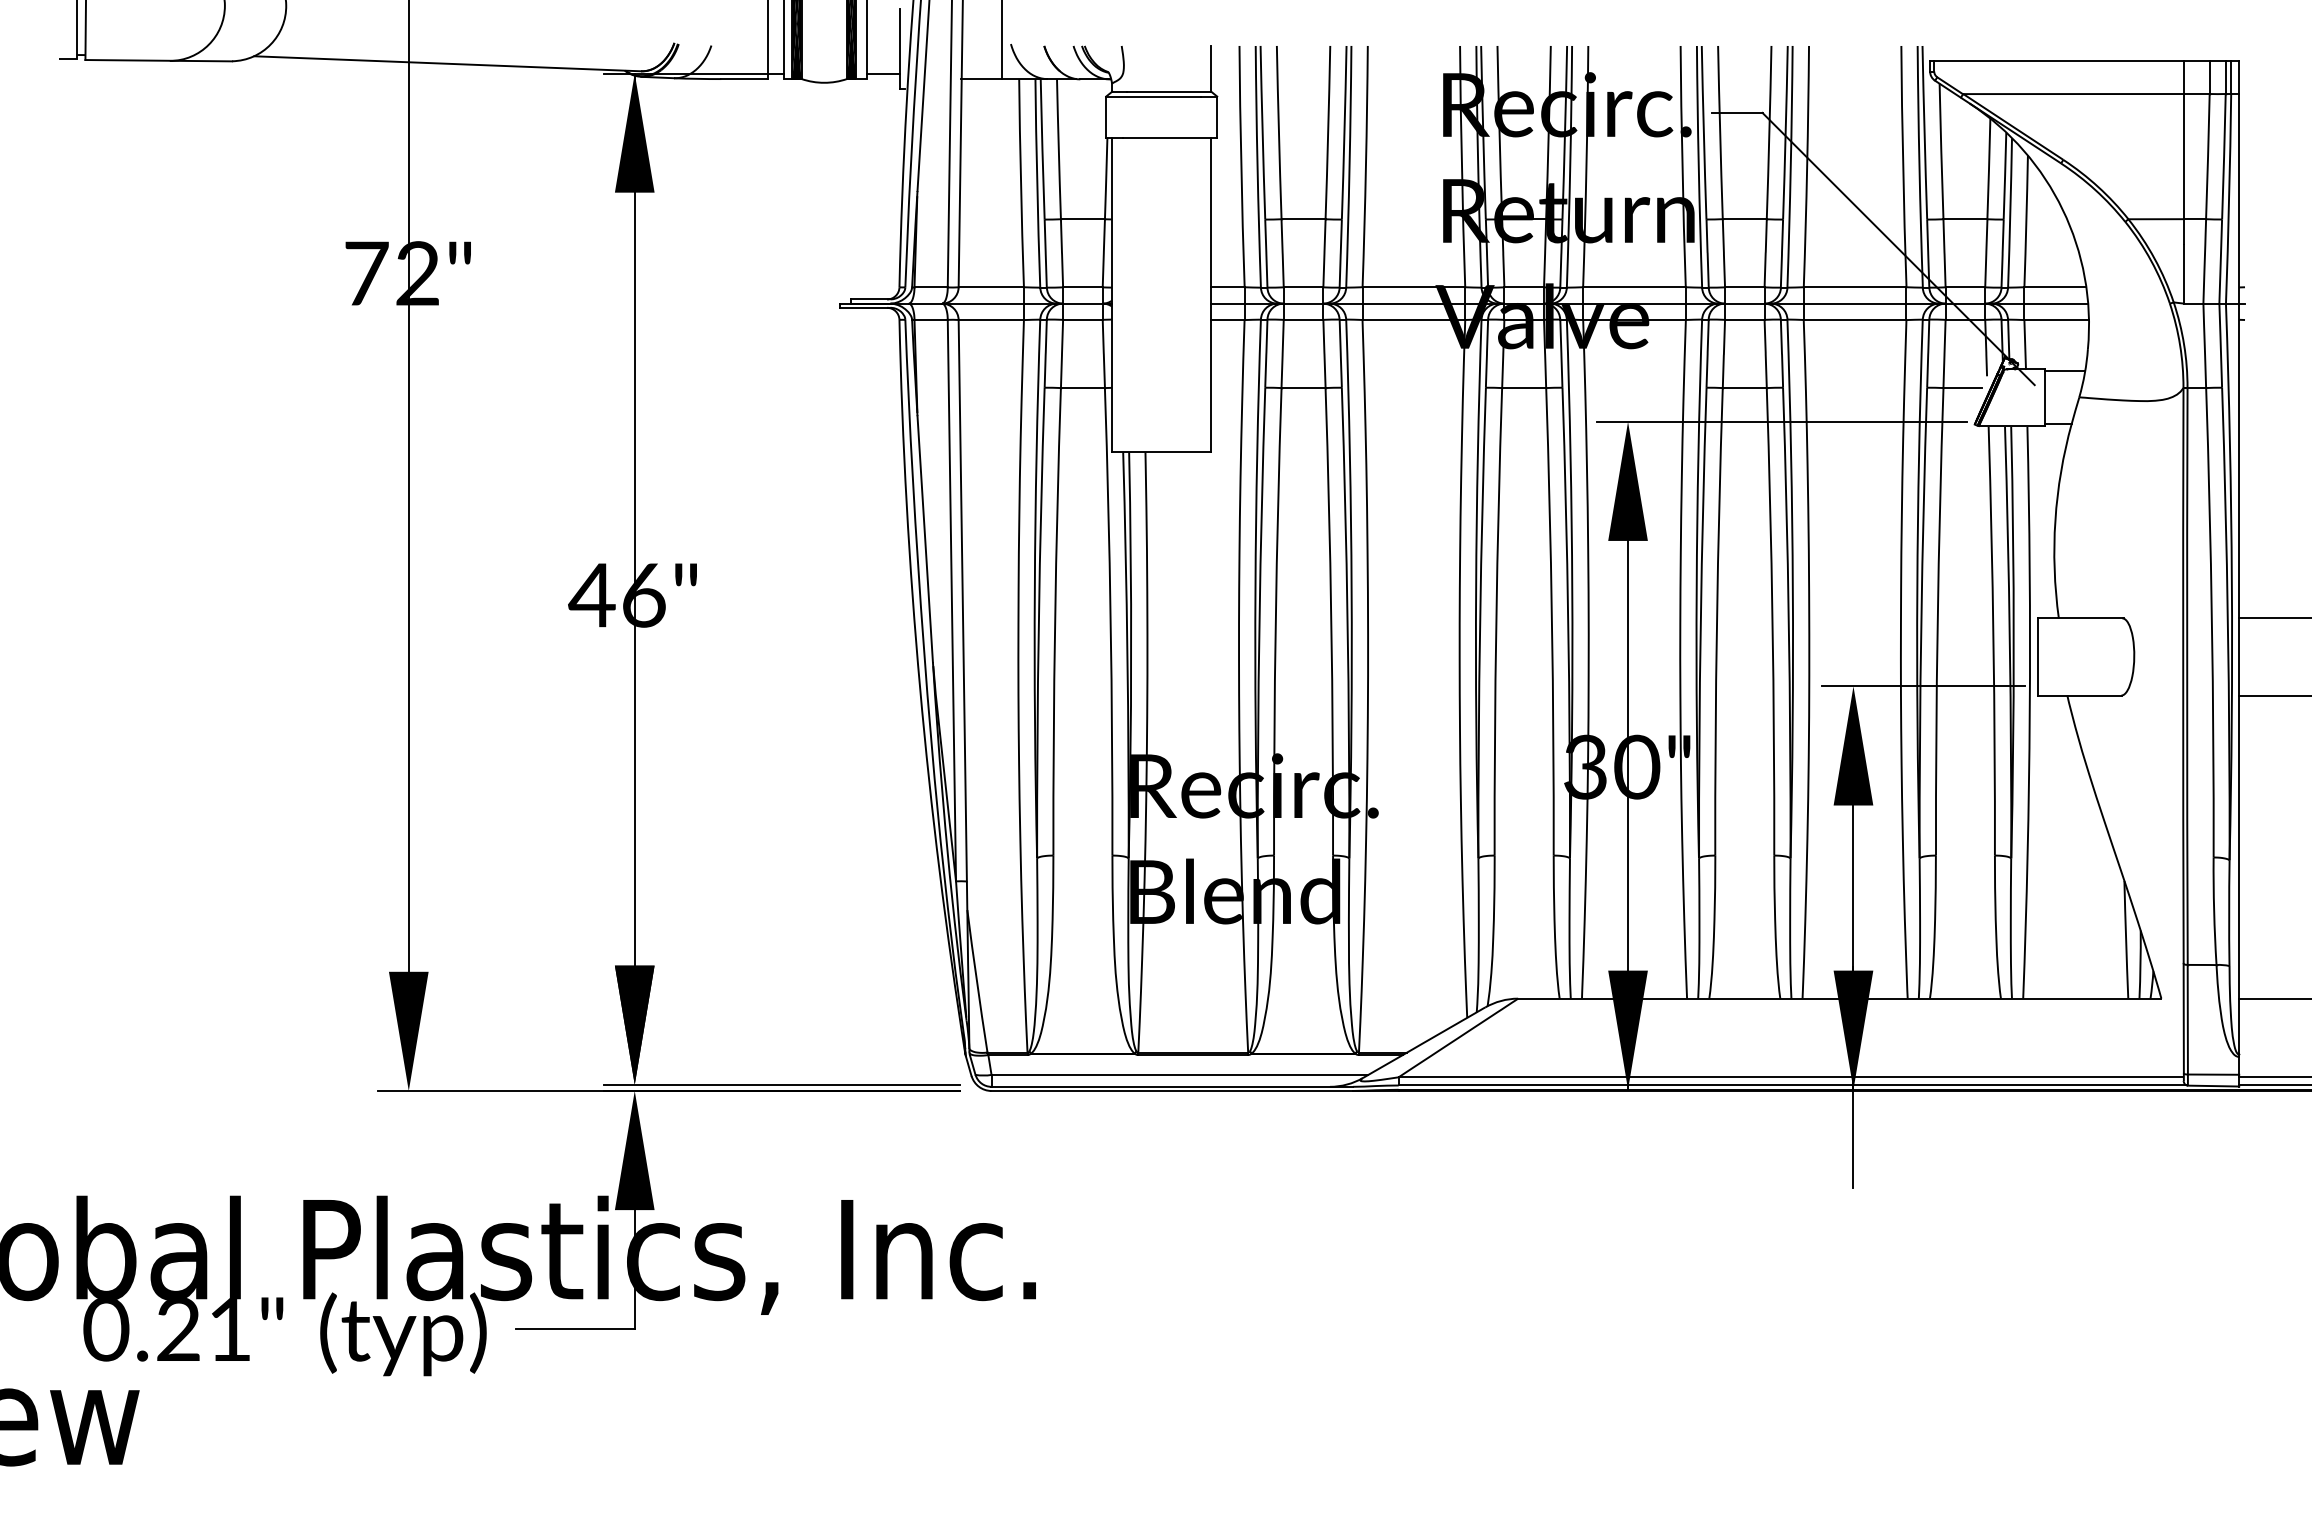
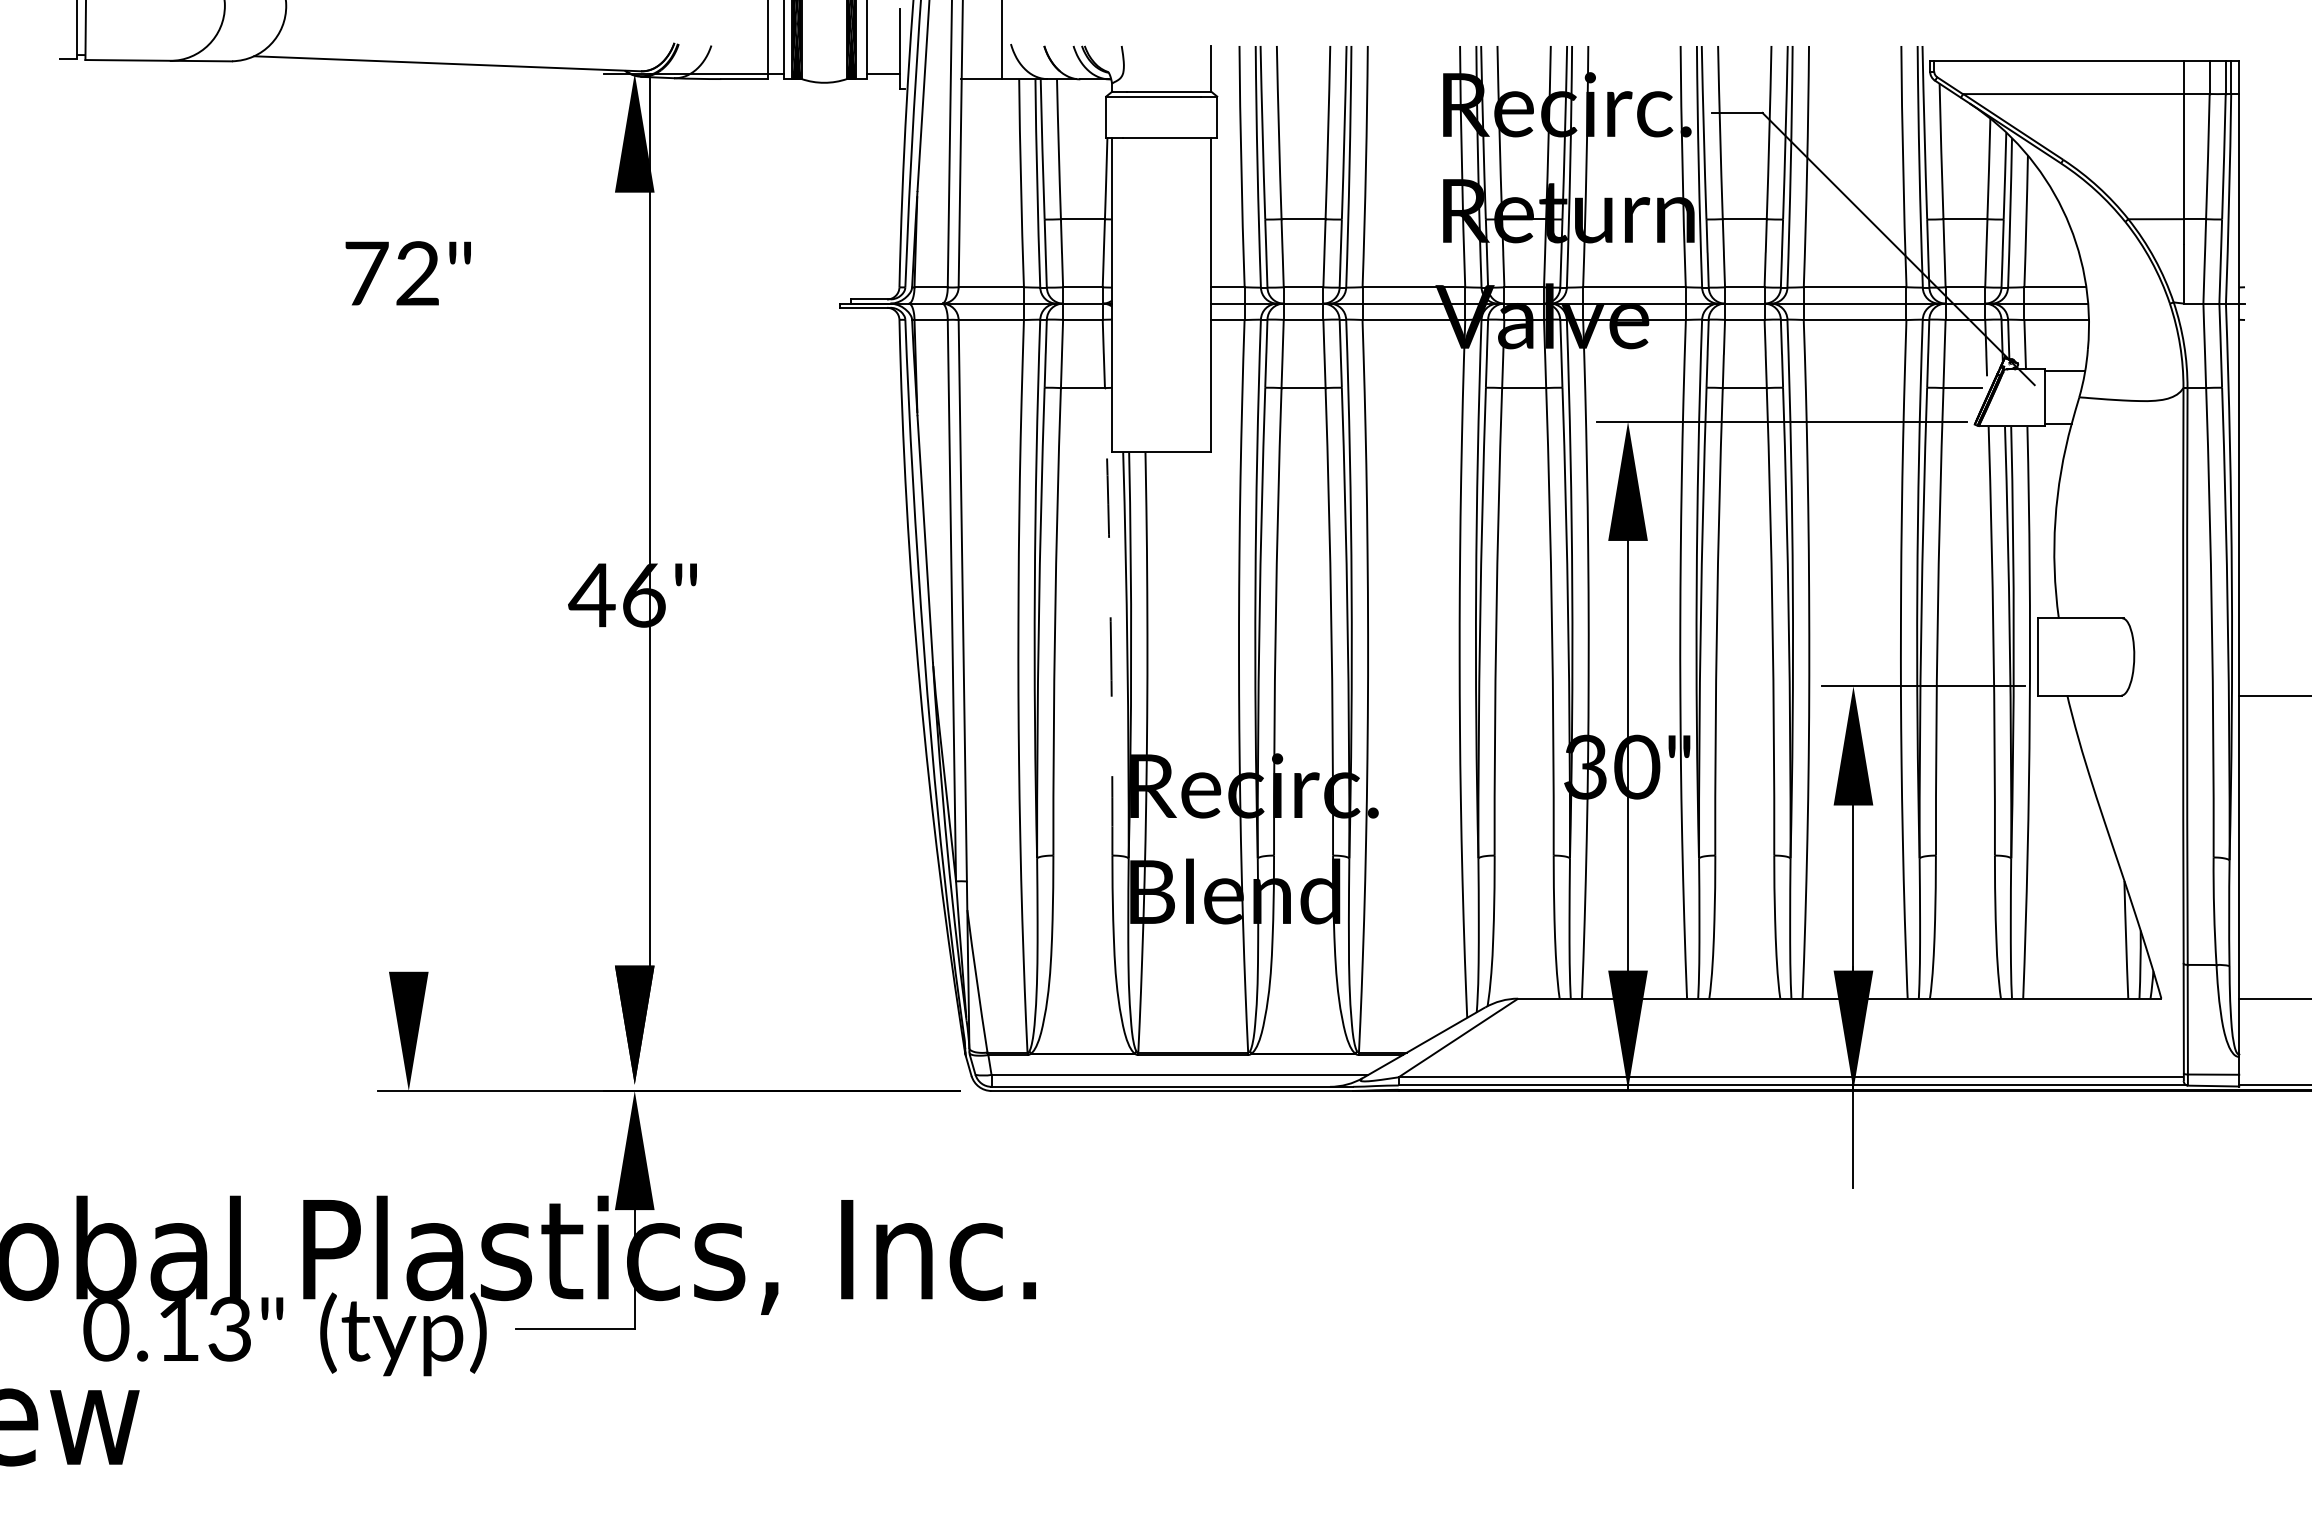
line: present -> none (408, 486)
line position: (634, 519) -> (649, 519) (649, 519)
line: present -> none (2273, 618)
arc: solid -> dashed (1110, 621)
line: present -> none (2273, 1077)
line: present -> none (781, 1084)
text: 0.21" -> 0.13" (203, 1328)
